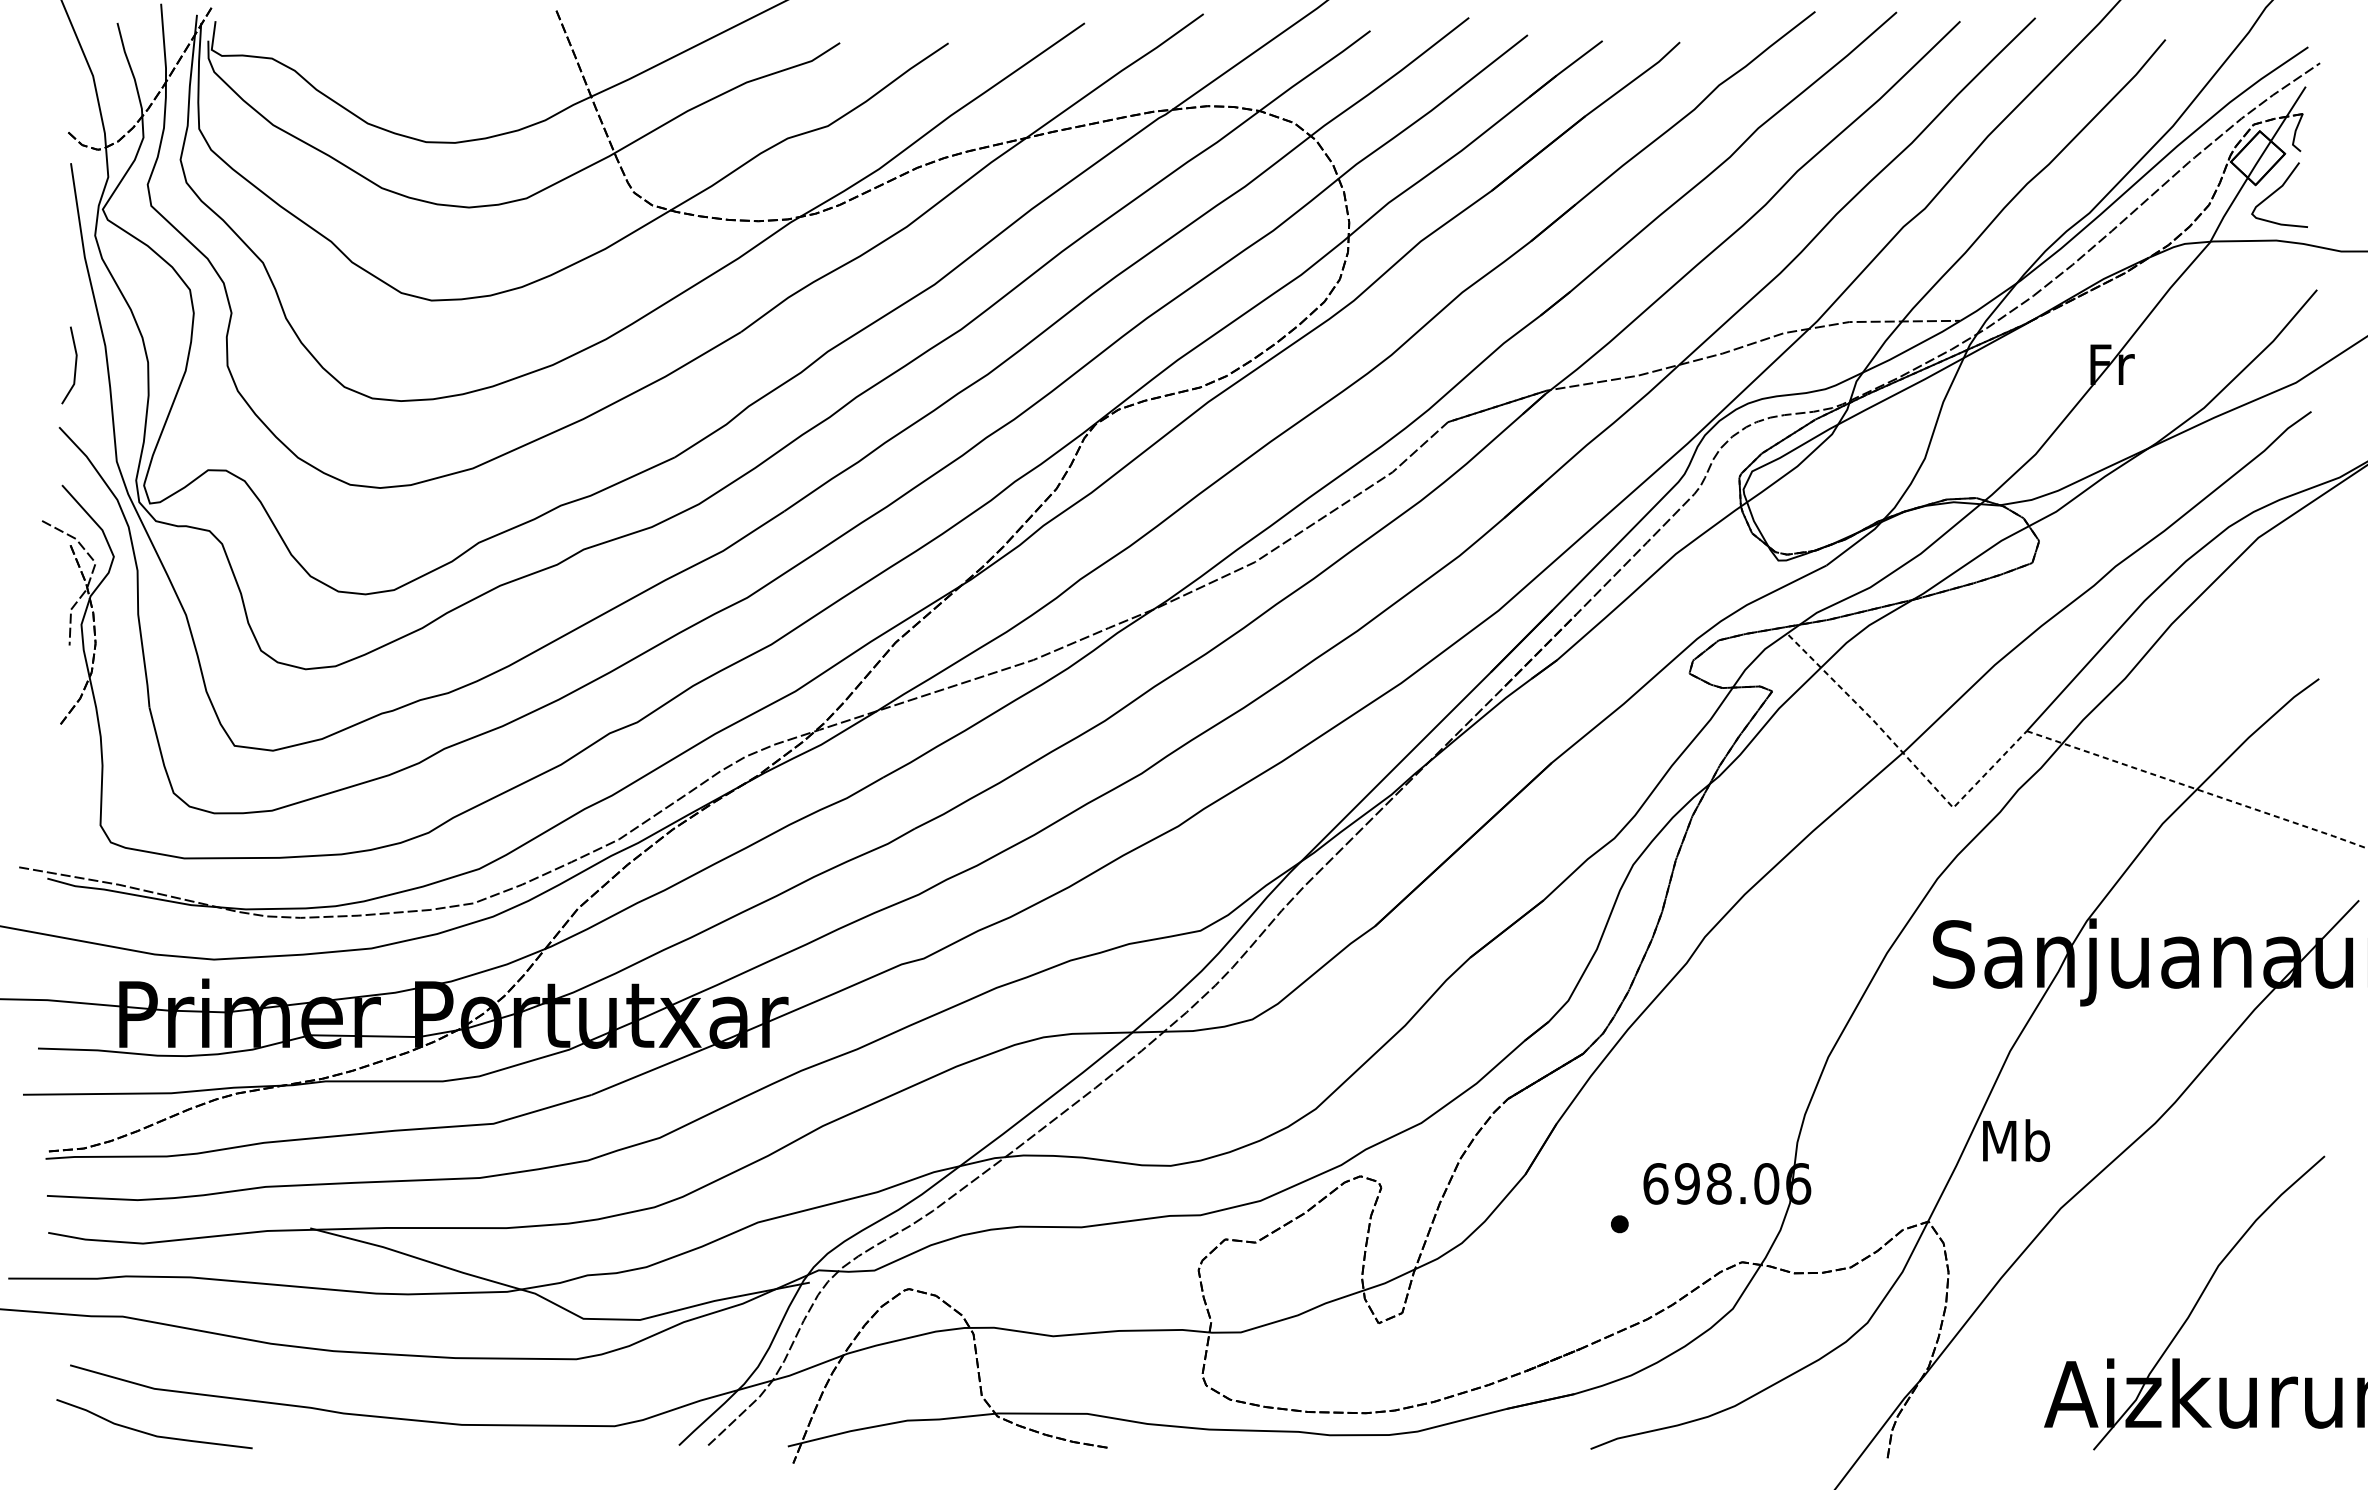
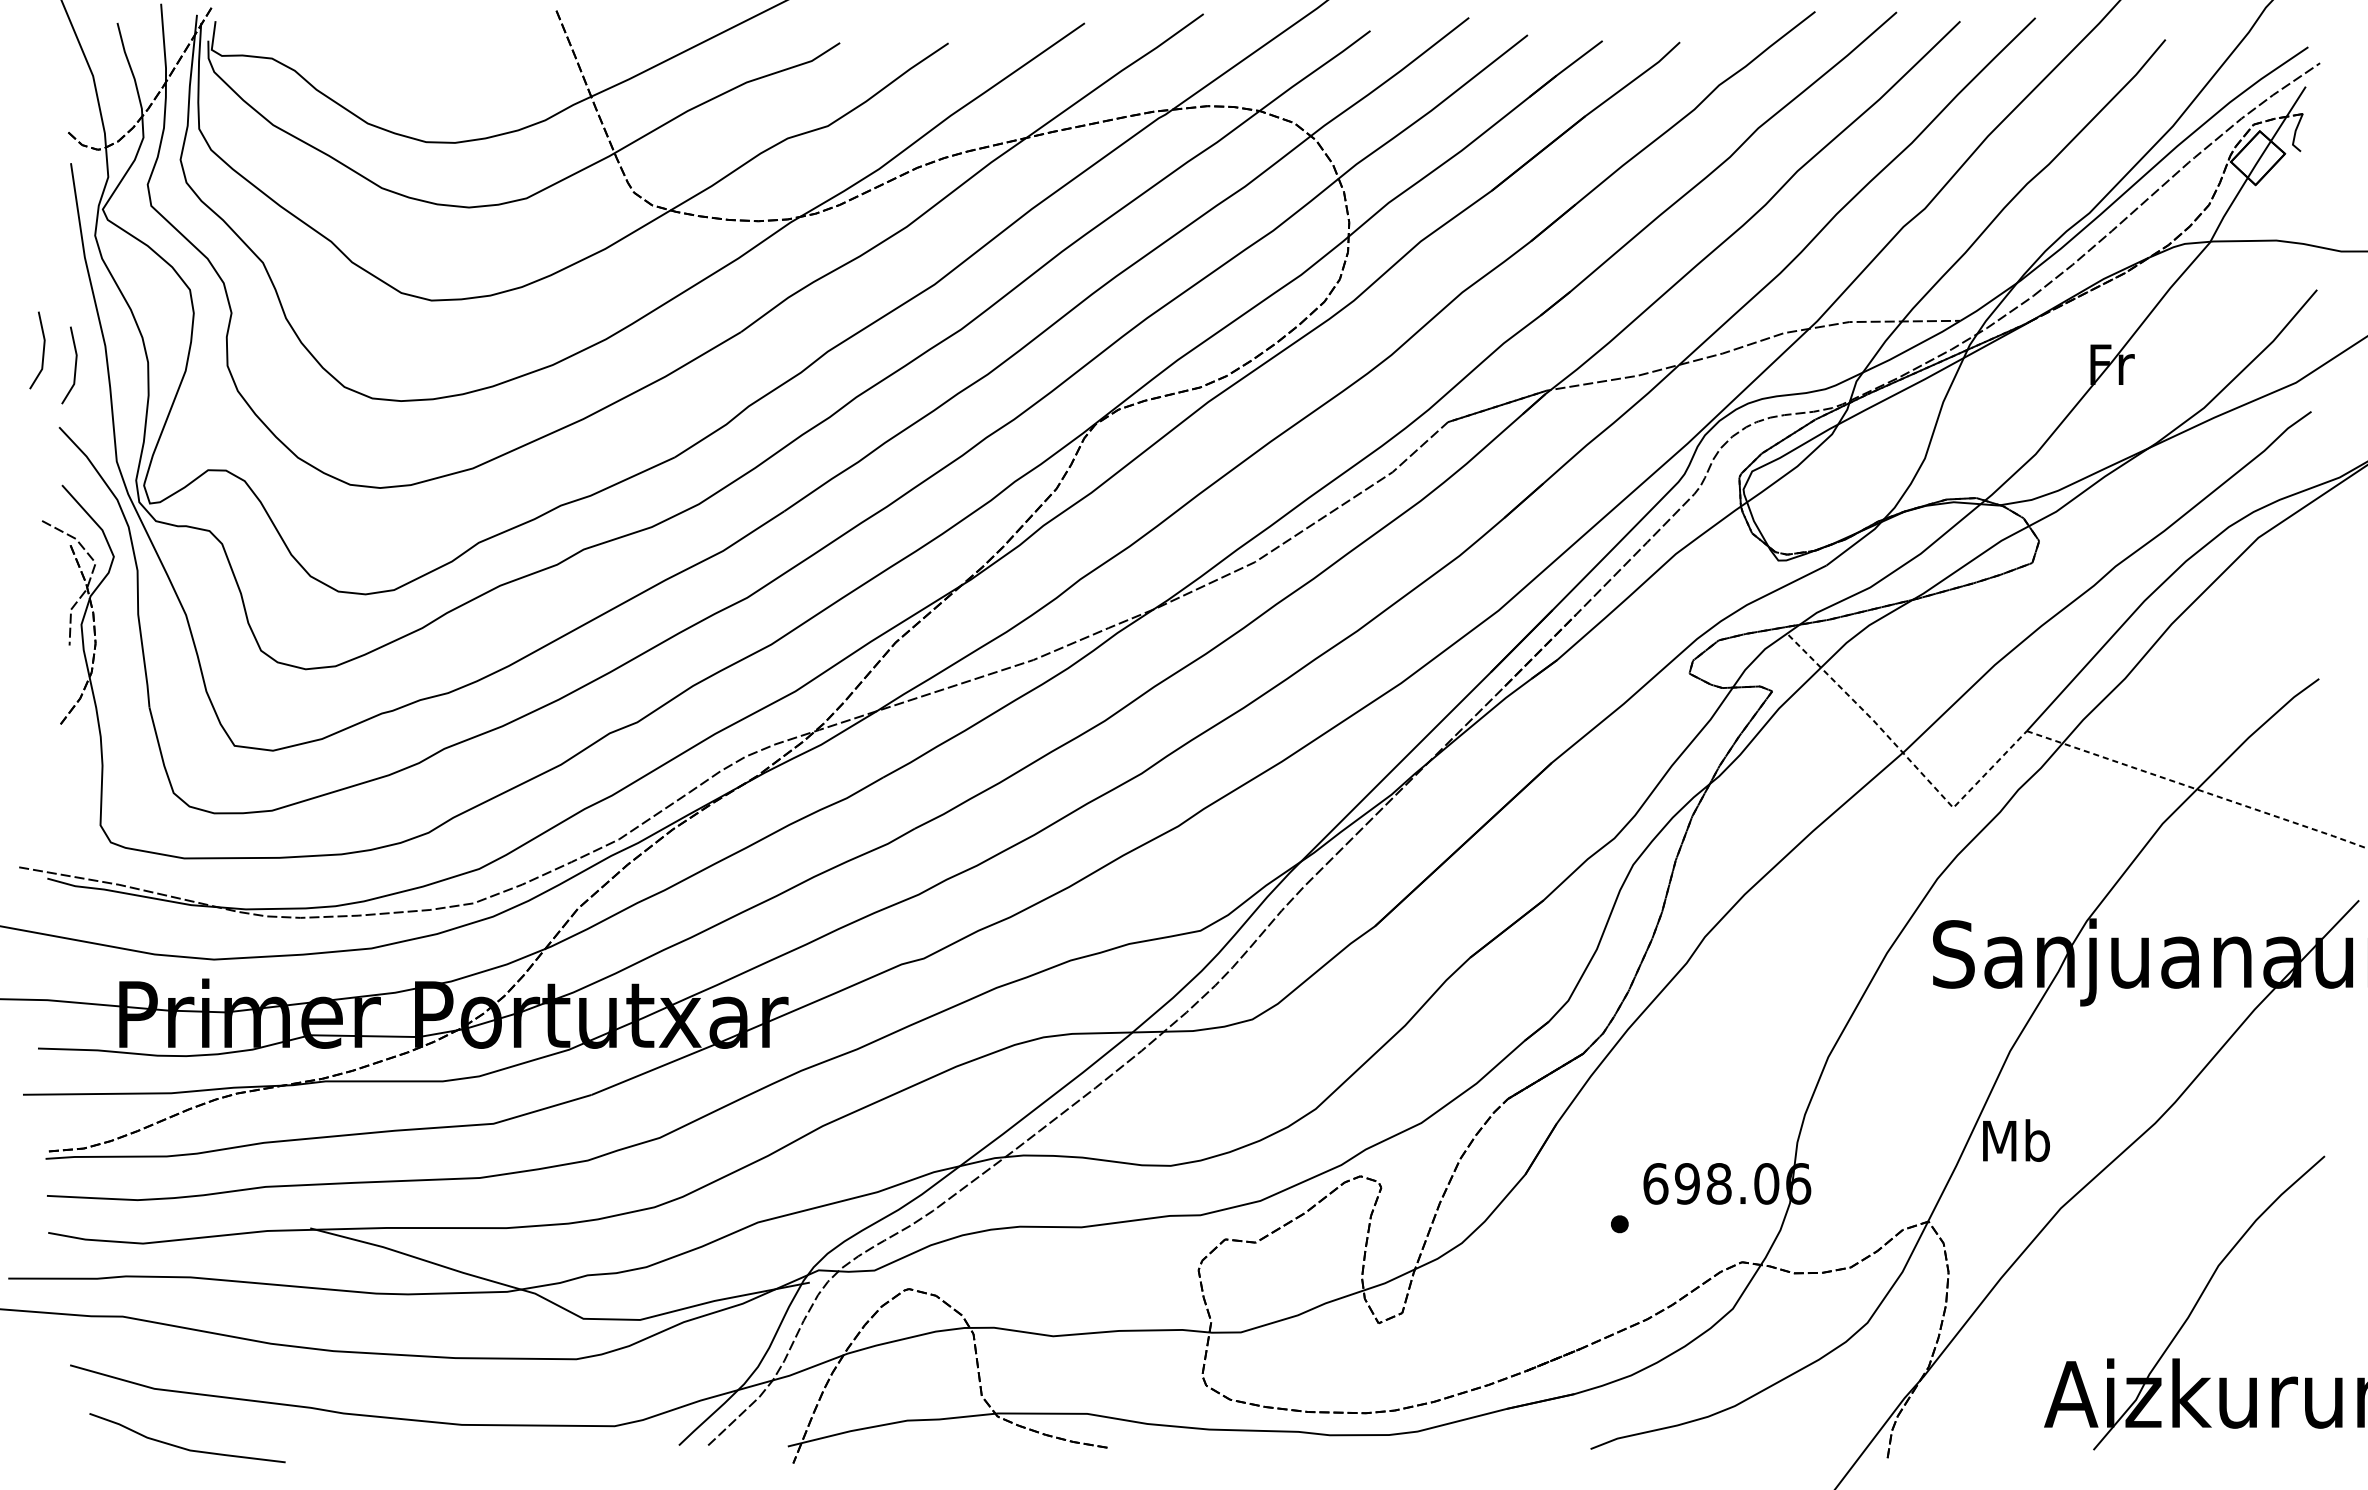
curve: present -> none (2278, 190)
line: none -> present (42, 351)
curve position: (151, 1433) -> (184, 1447) (184, 1447)
